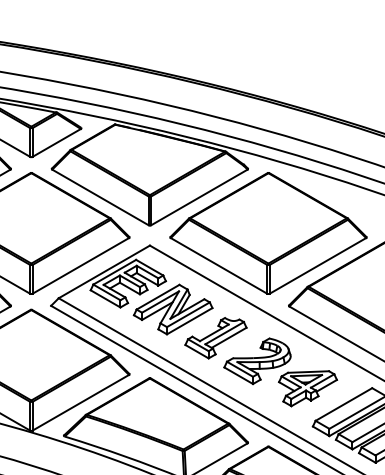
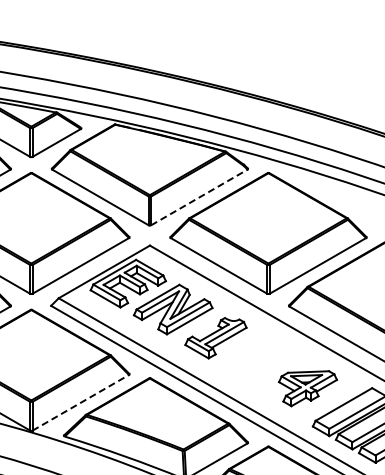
line: solid -> dashed (199, 197)
part: present -> none (257, 361)
line: solid -> dashed (80, 402)
